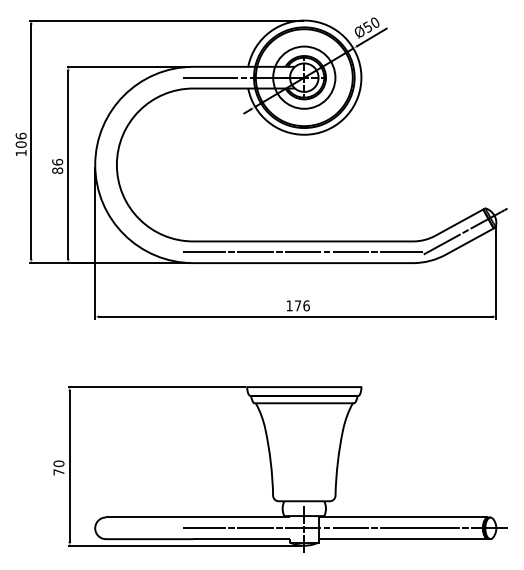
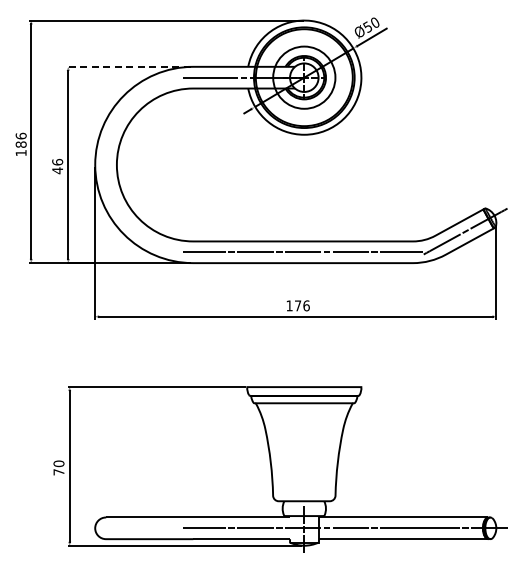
line: solid -> dashed (128, 66)
text: 106 -> 186 (21, 144)
text: 86 -> 46 (57, 170)
